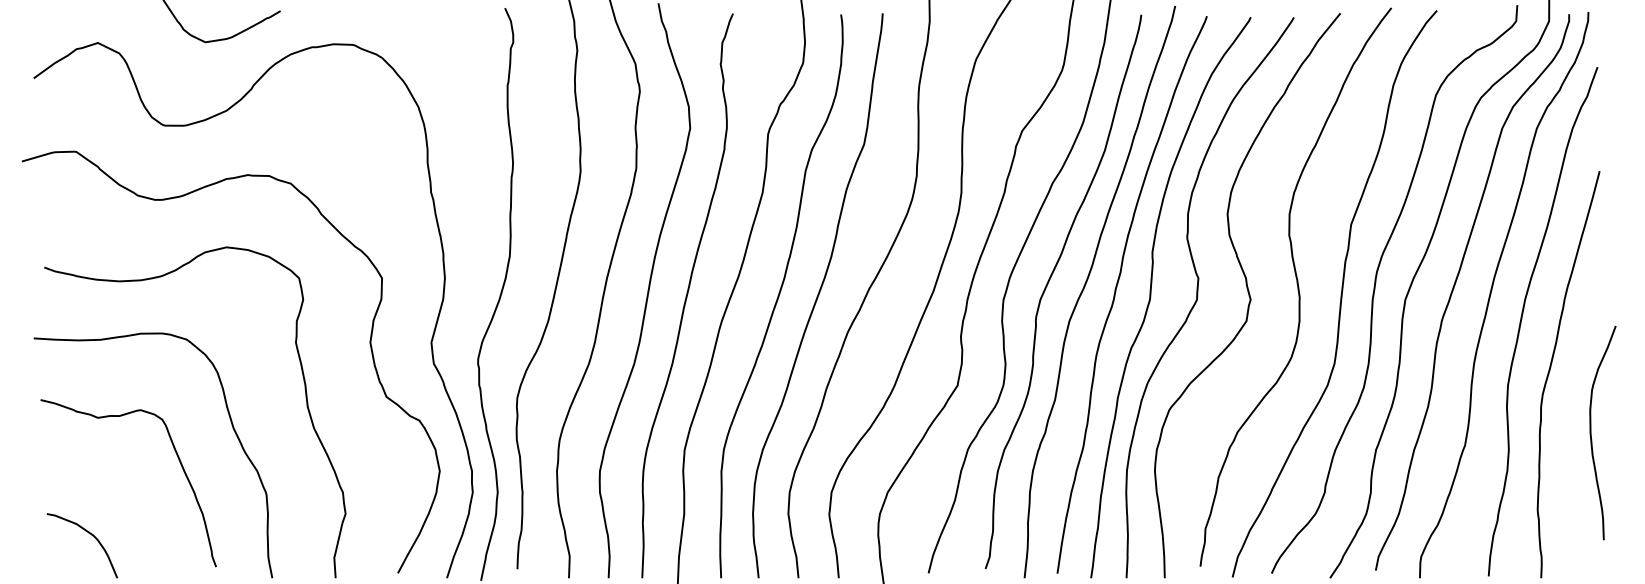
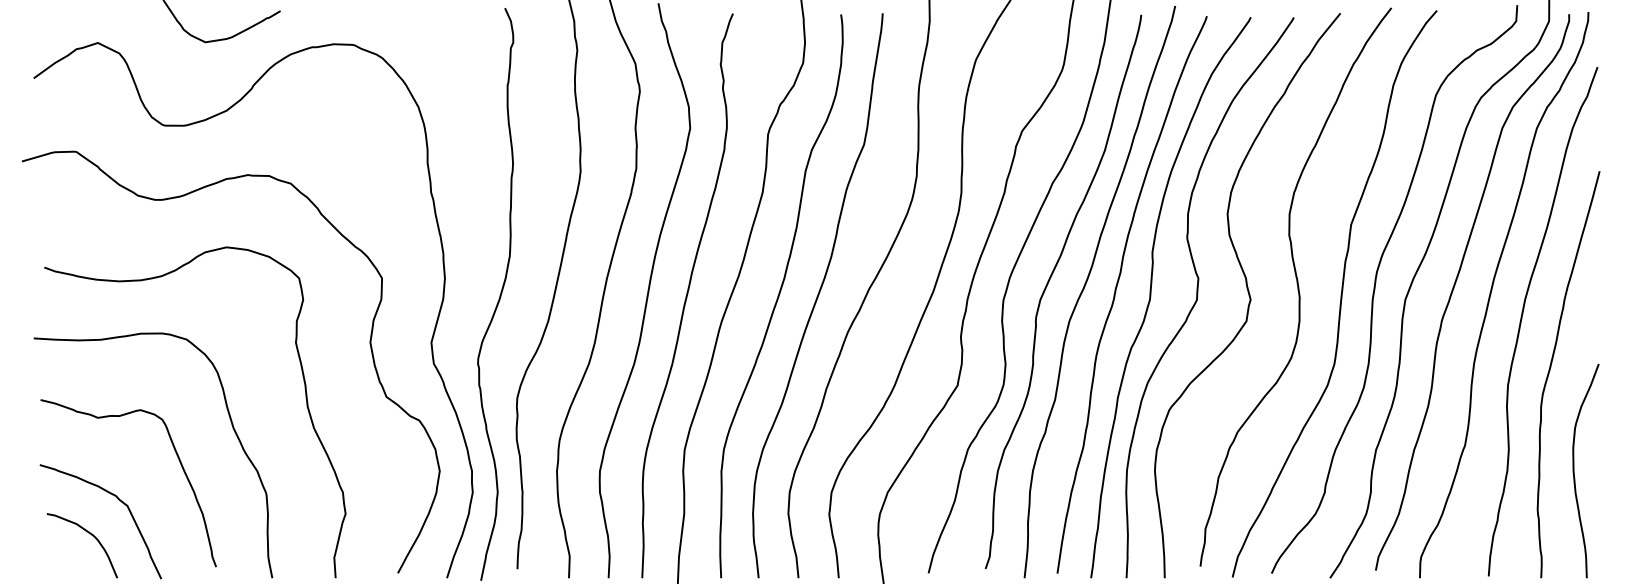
curve position: (1591, 432) -> (1574, 470) (1574, 470)
curve: none -> present (118, 500)
